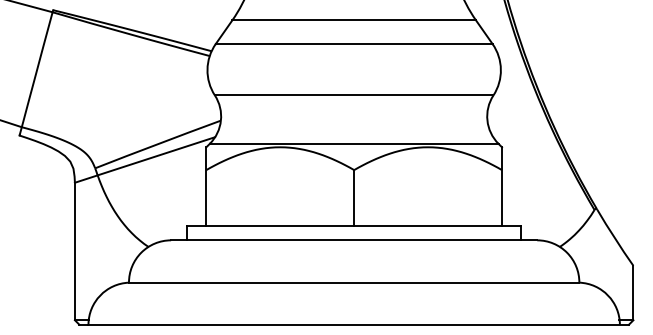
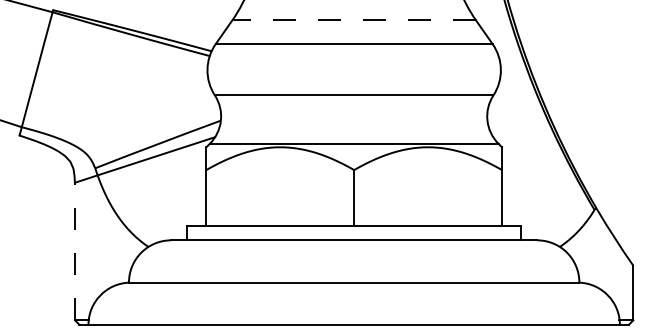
line: solid -> dashed (354, 20)
line: solid -> dashed (74, 251)
